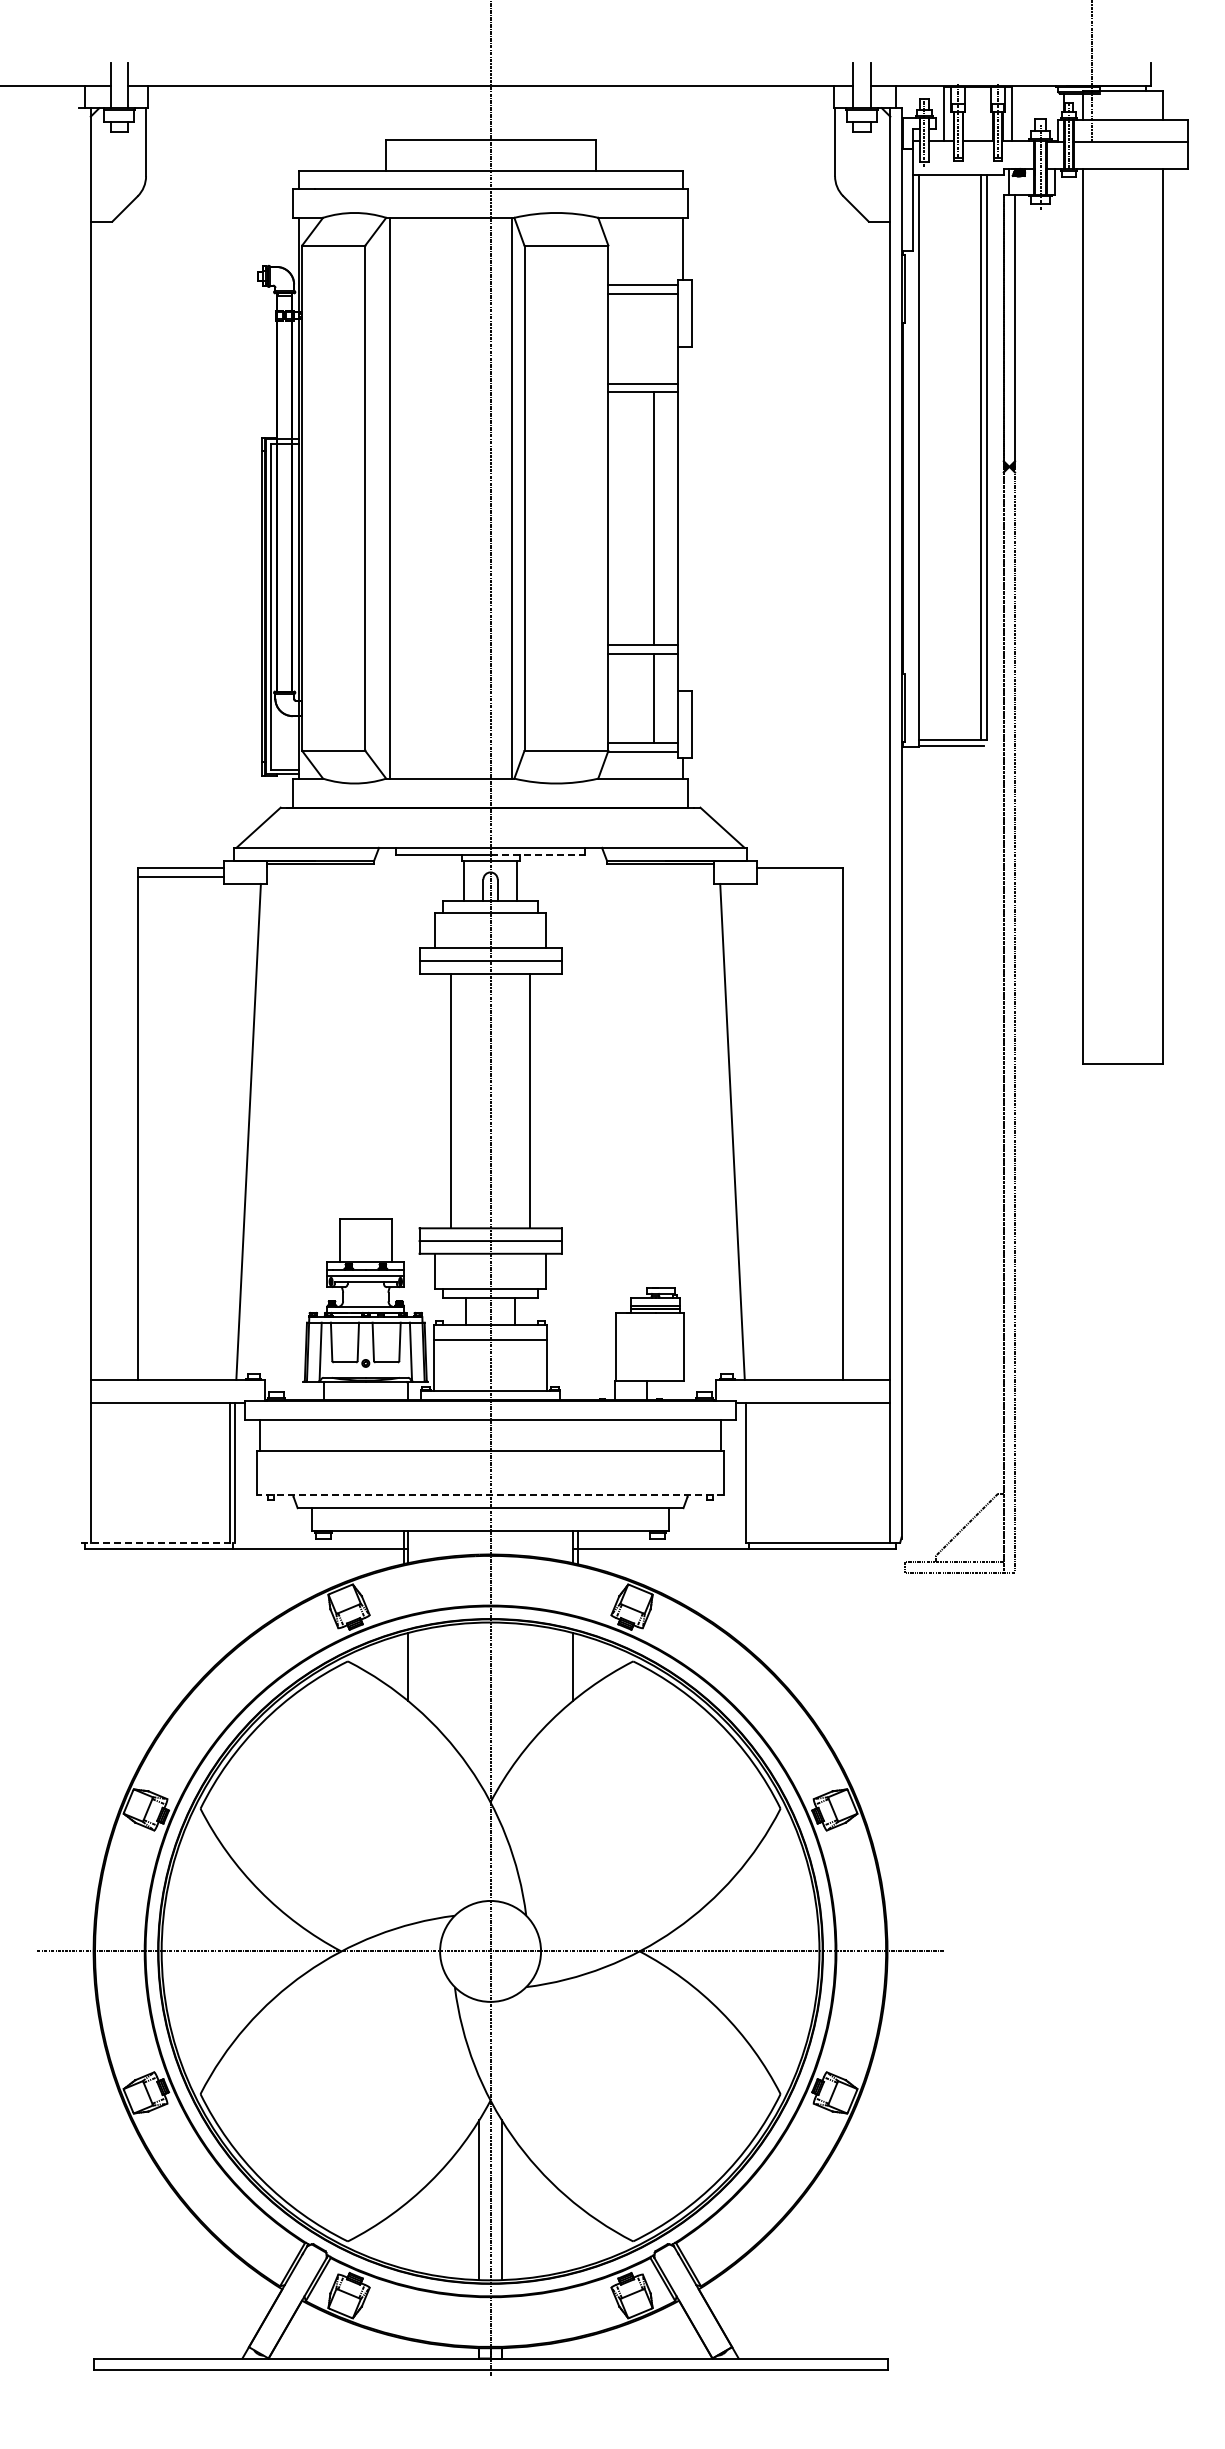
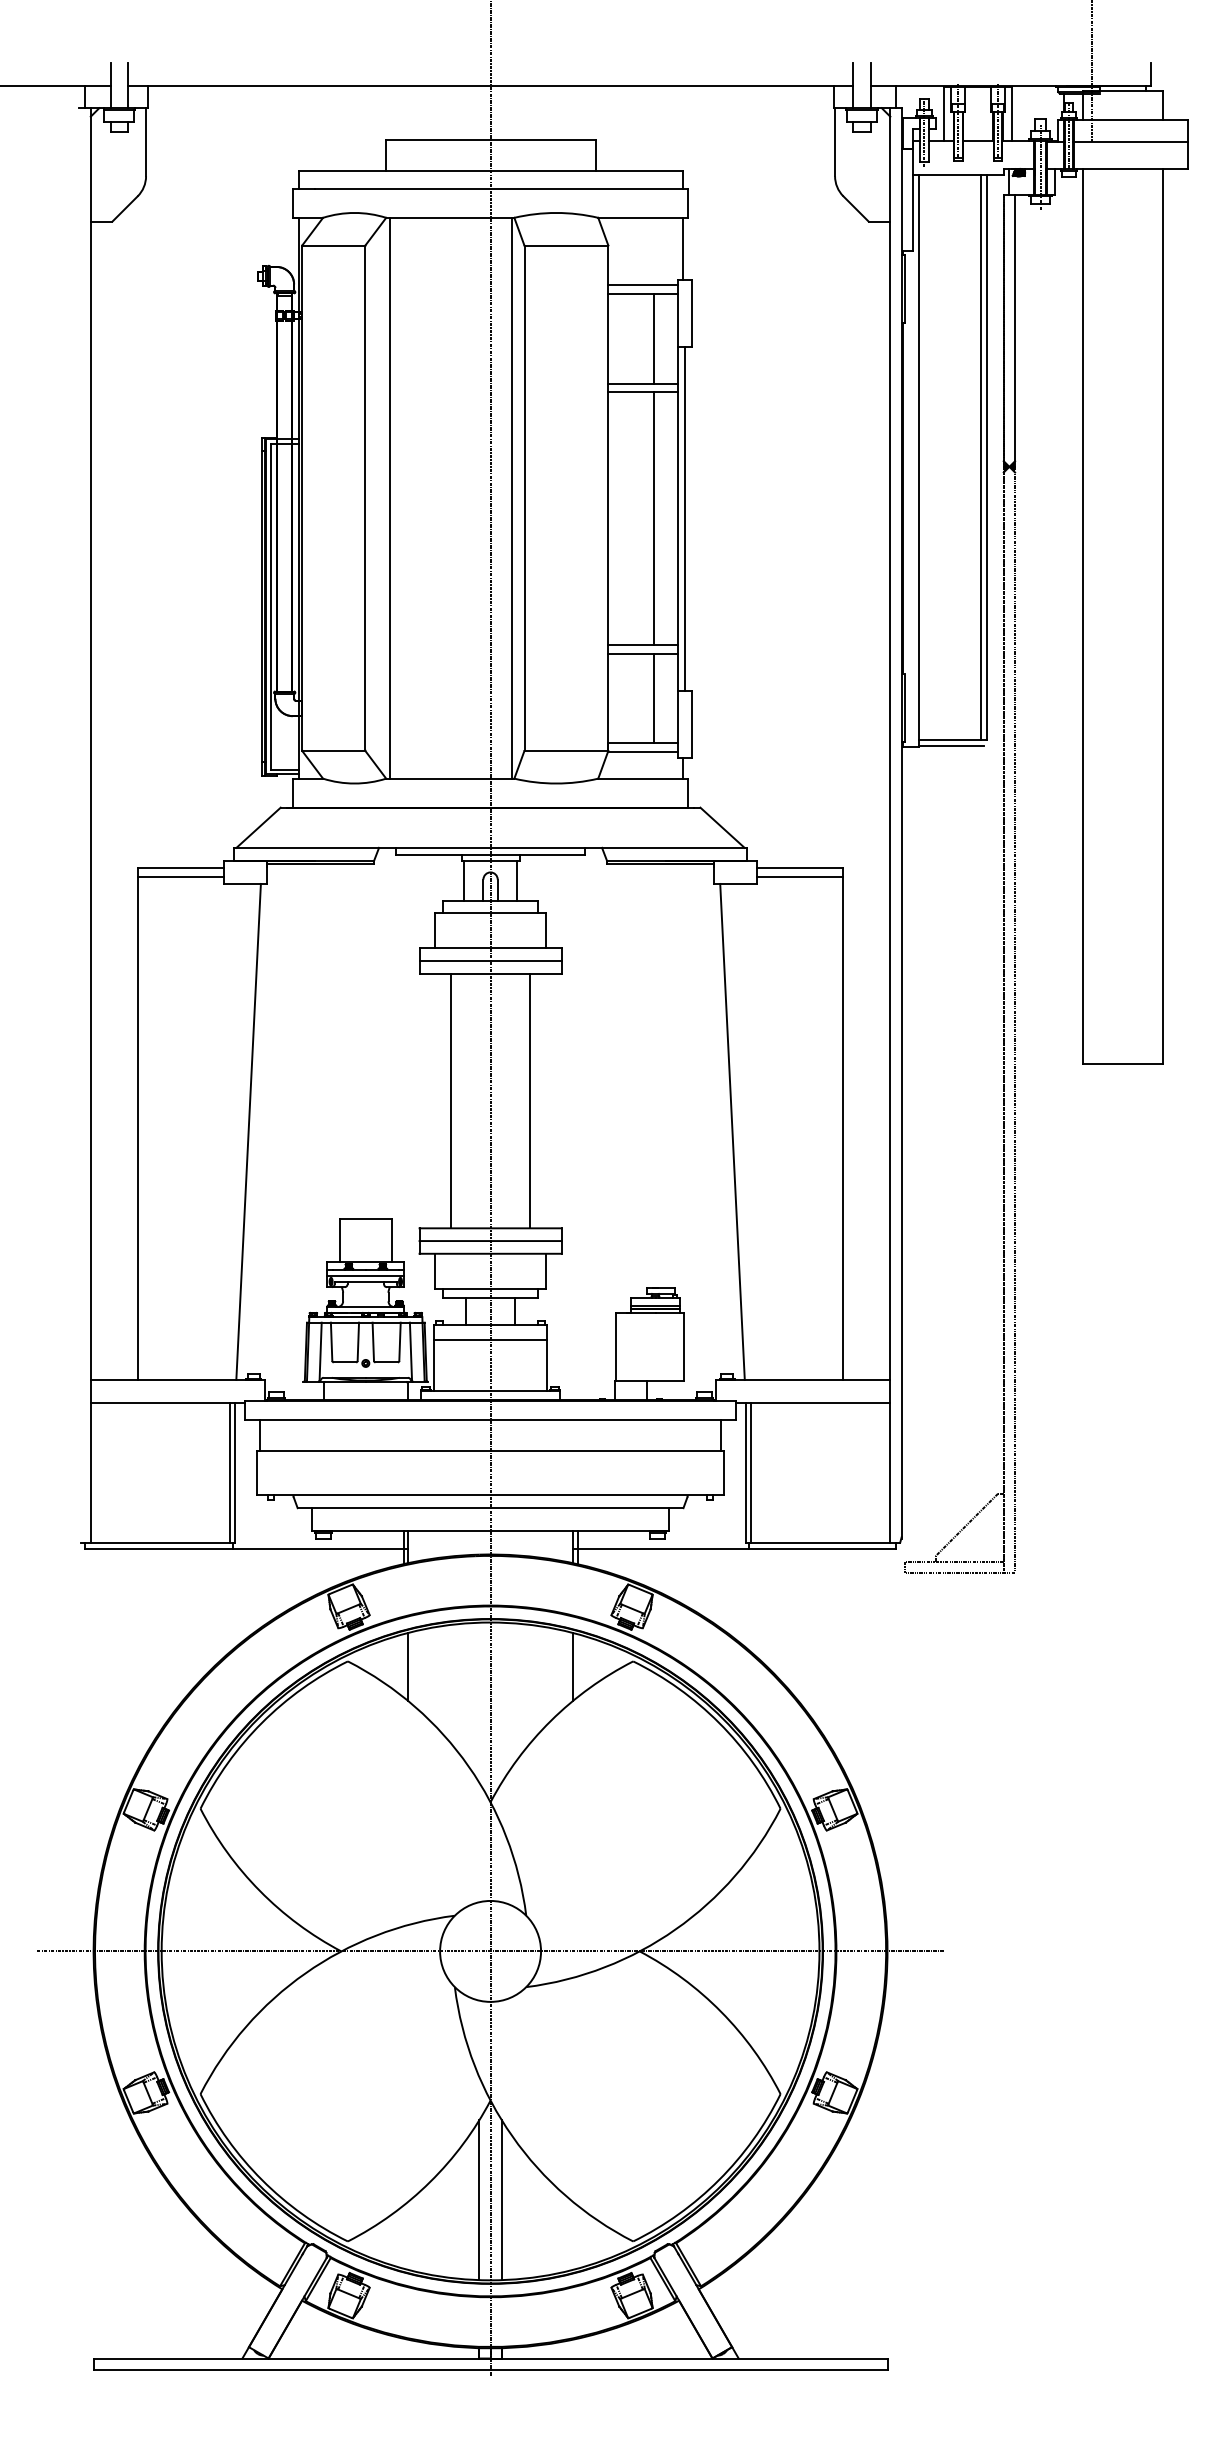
line: none -> present (654, 338)
line: none -> present (684, 518)
line: dashed -> solid (538, 855)
line: none -> present (800, 876)
line: none -> present (751, 1472)
line: dashed -> solid (490, 1495)
line: dashed -> solid (158, 1542)
